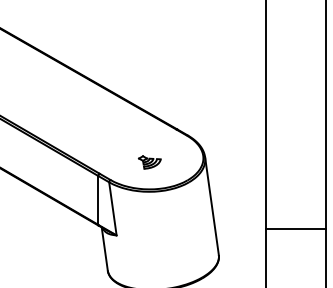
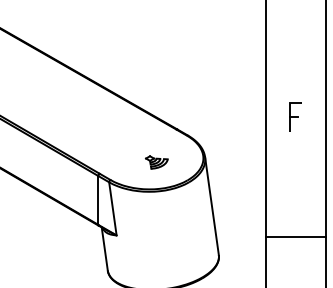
part: none -> present (295, 116)
part position: (149, 162) -> (156, 162) (156, 162)
line position: (295, 228) -> (295, 236) (295, 236)
